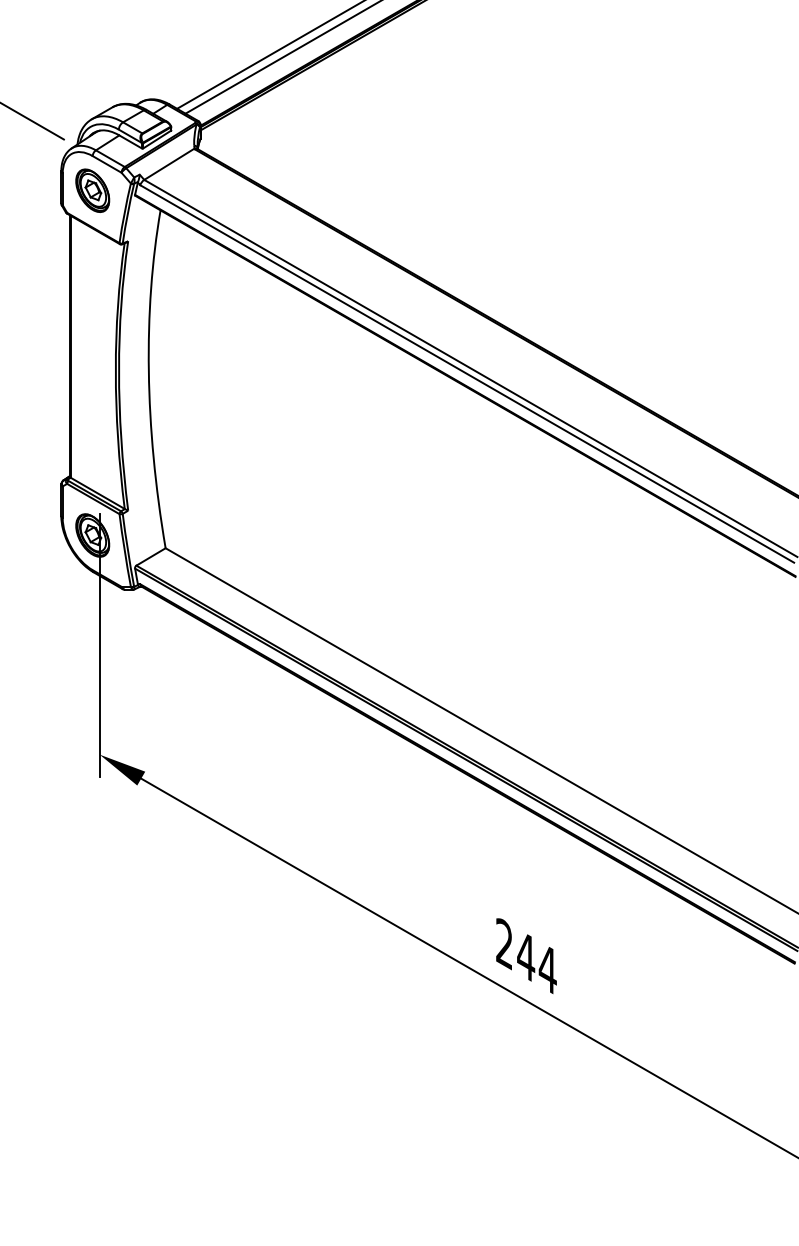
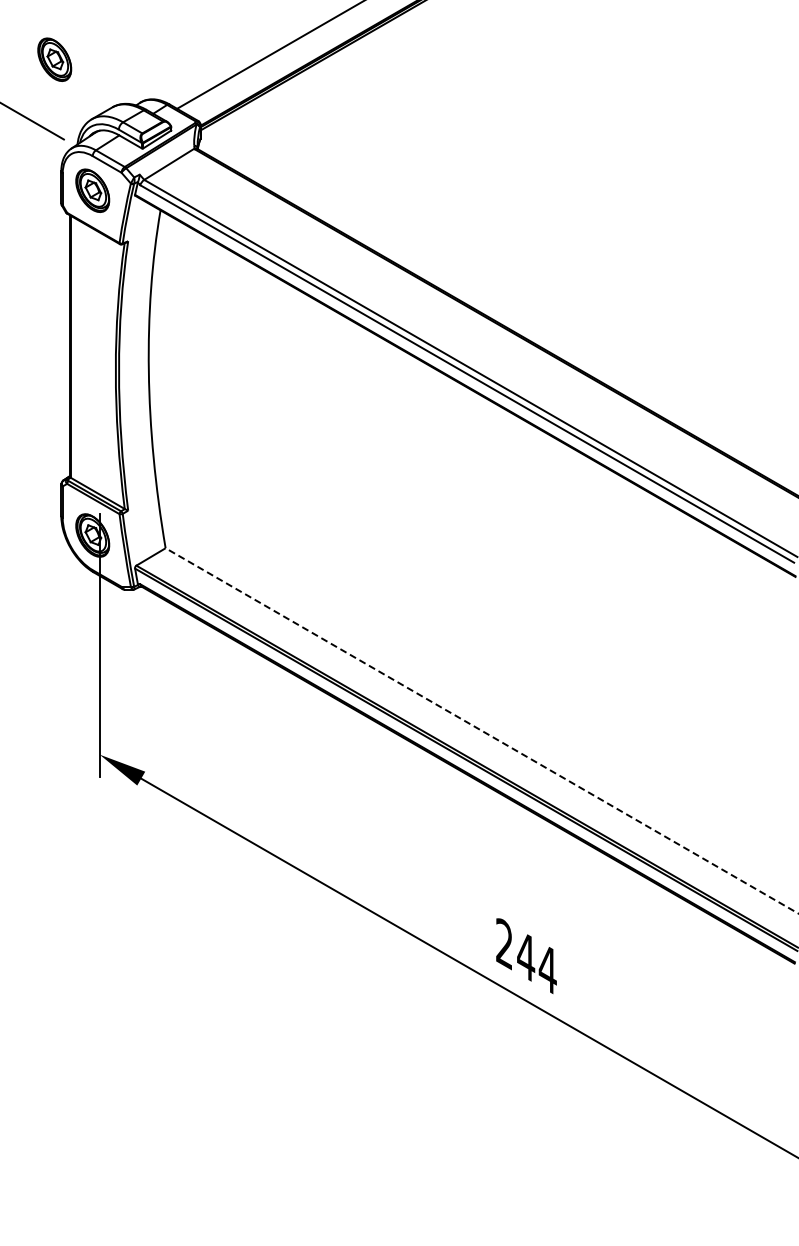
line: present -> none (281, 57)
part: none -> present (54, 59)
line: solid -> dashed (481, 730)
